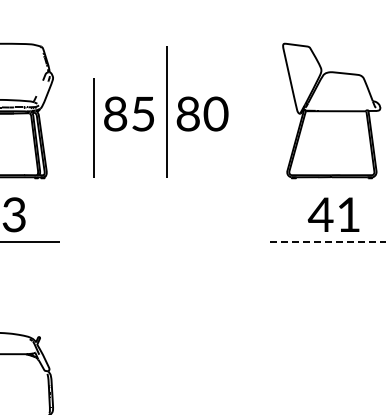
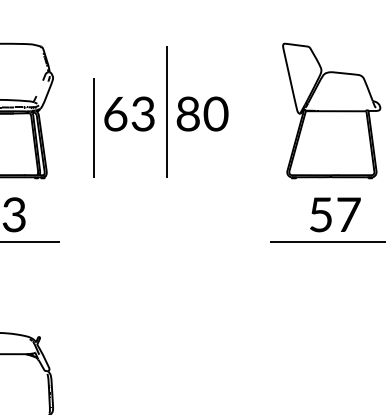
text: 85 -> 63 (129, 113)
text: 41 -> 57 (333, 214)
line: dashed -> solid (328, 241)
